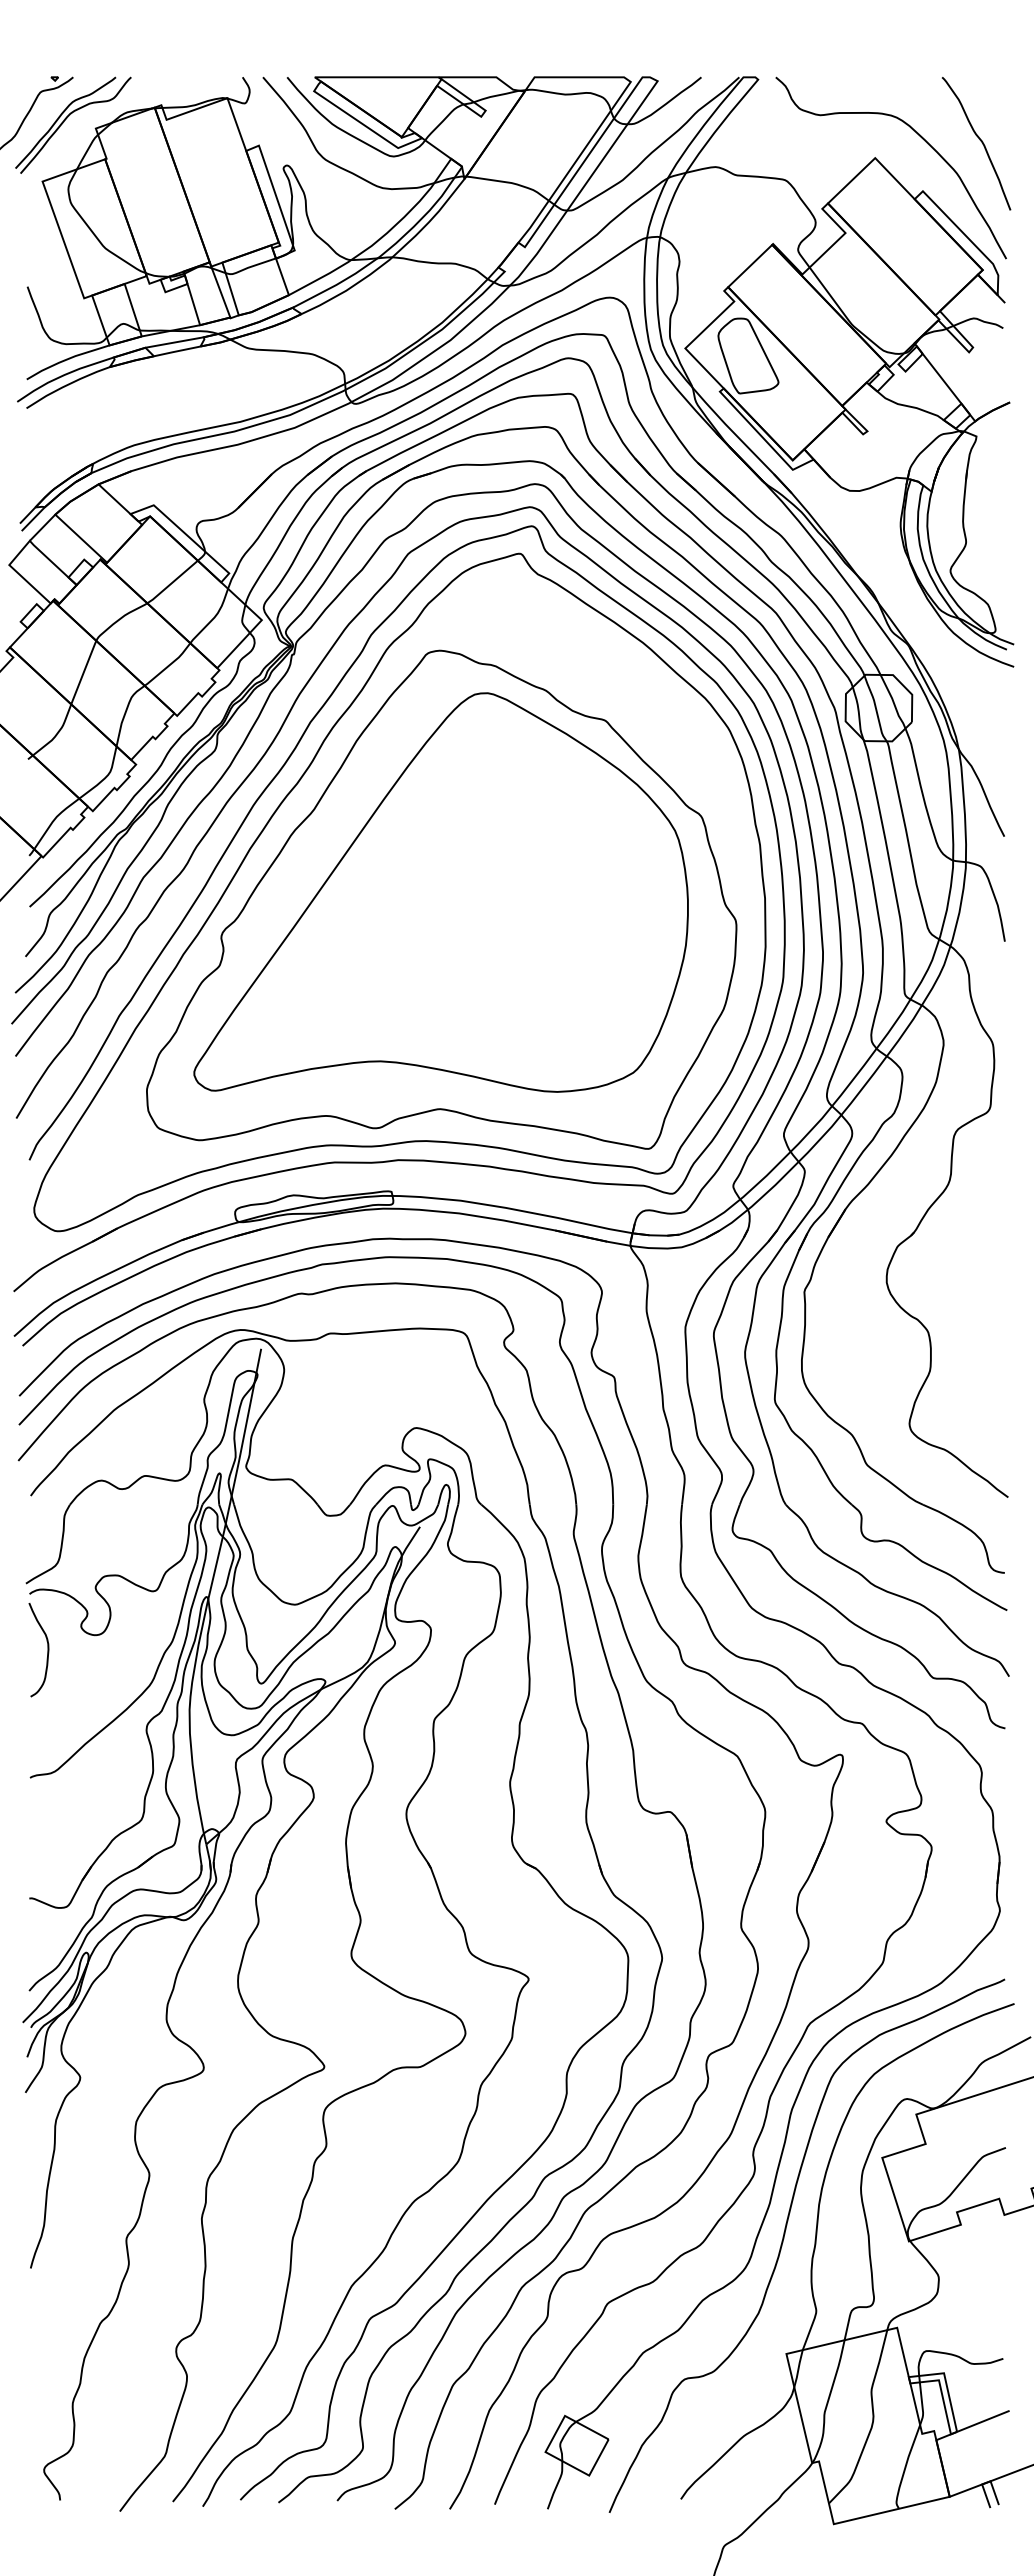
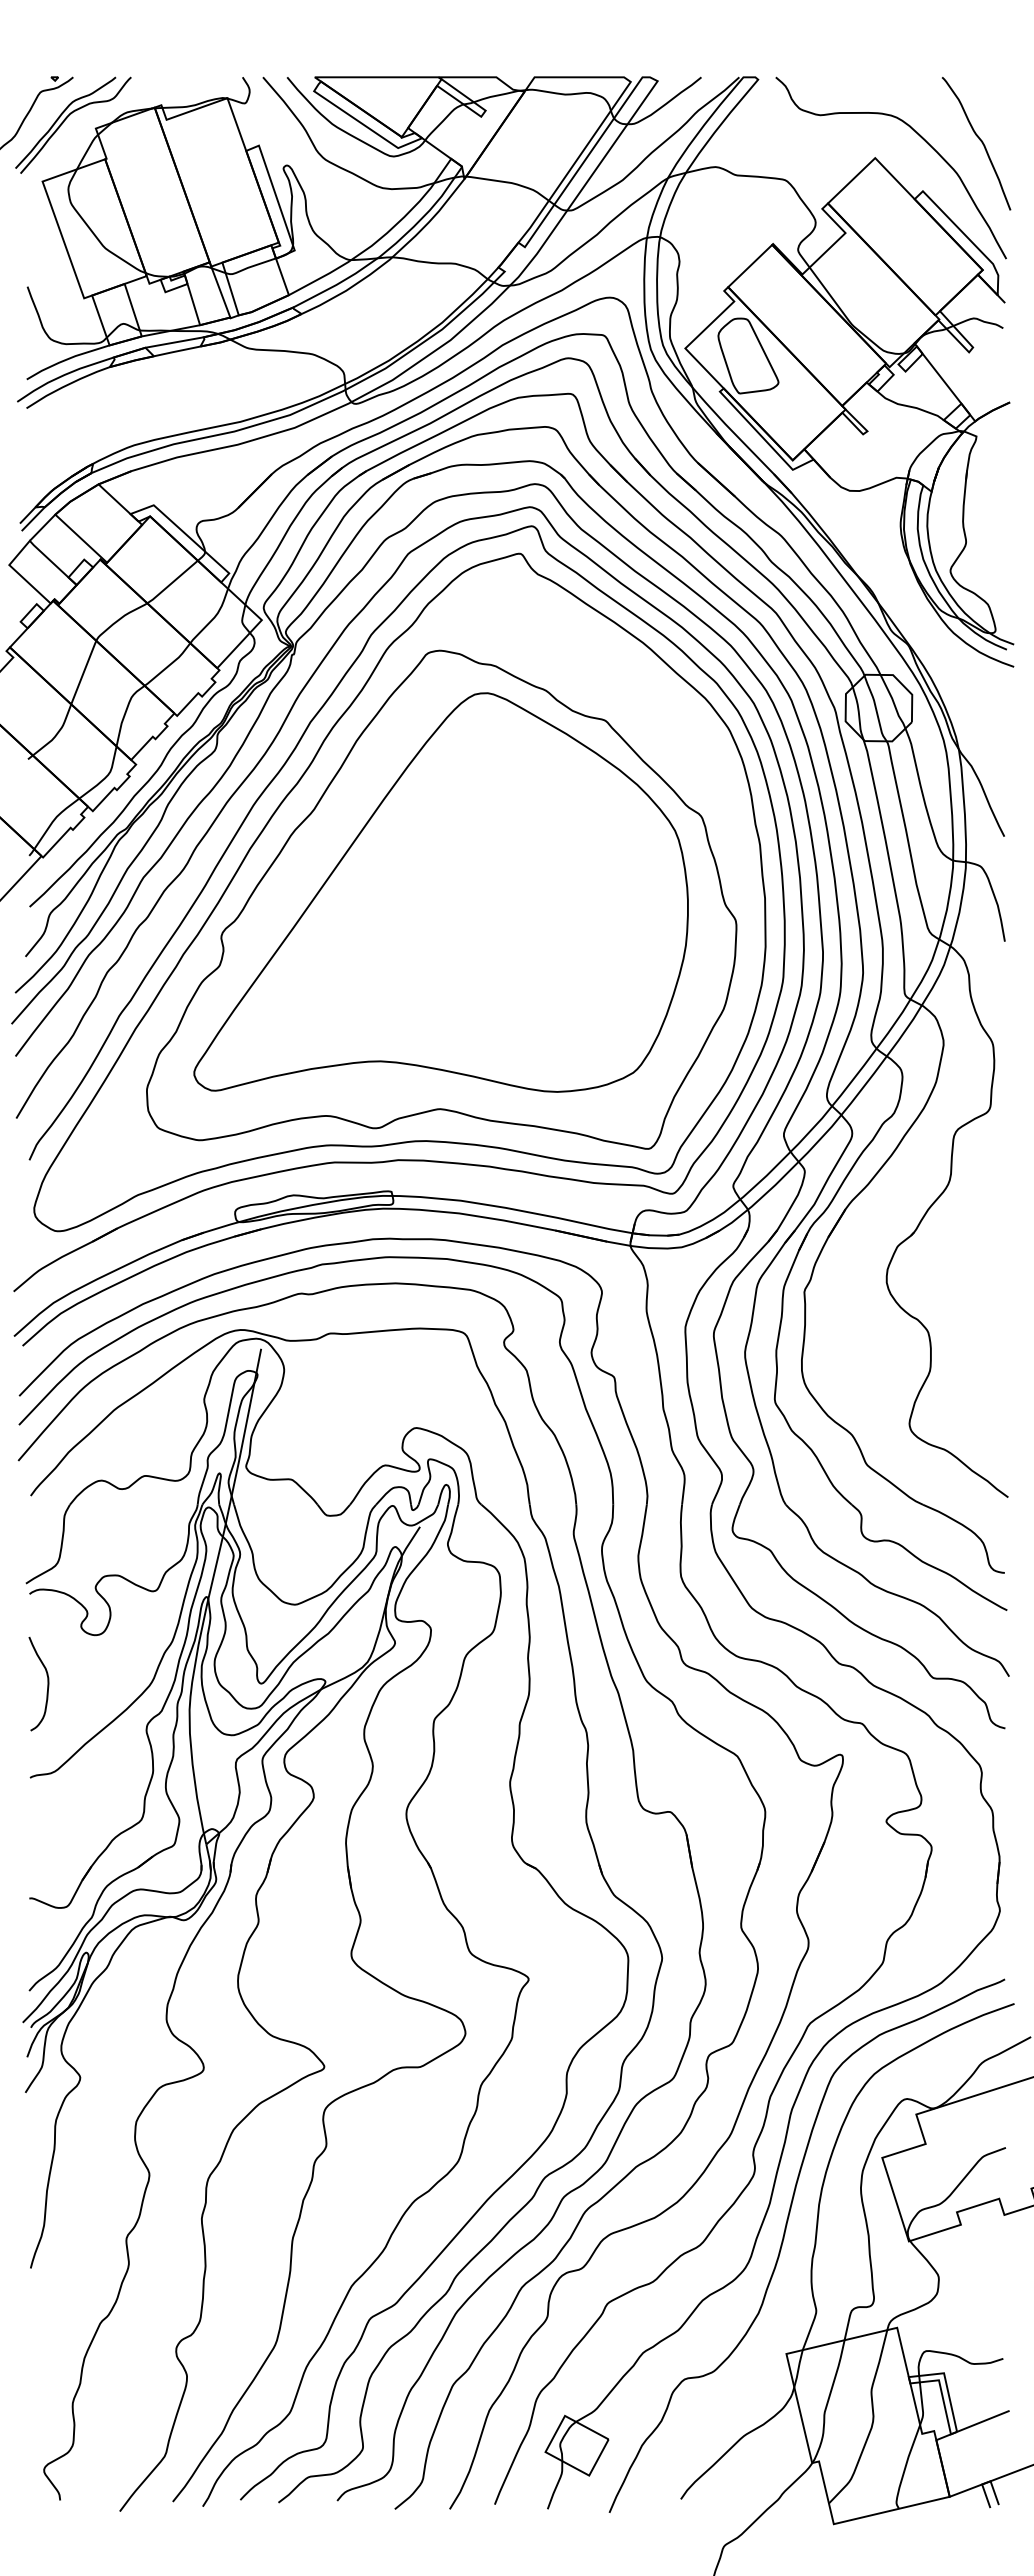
curve position: (47, 1650) -> (47, 1684) (47, 1684)
